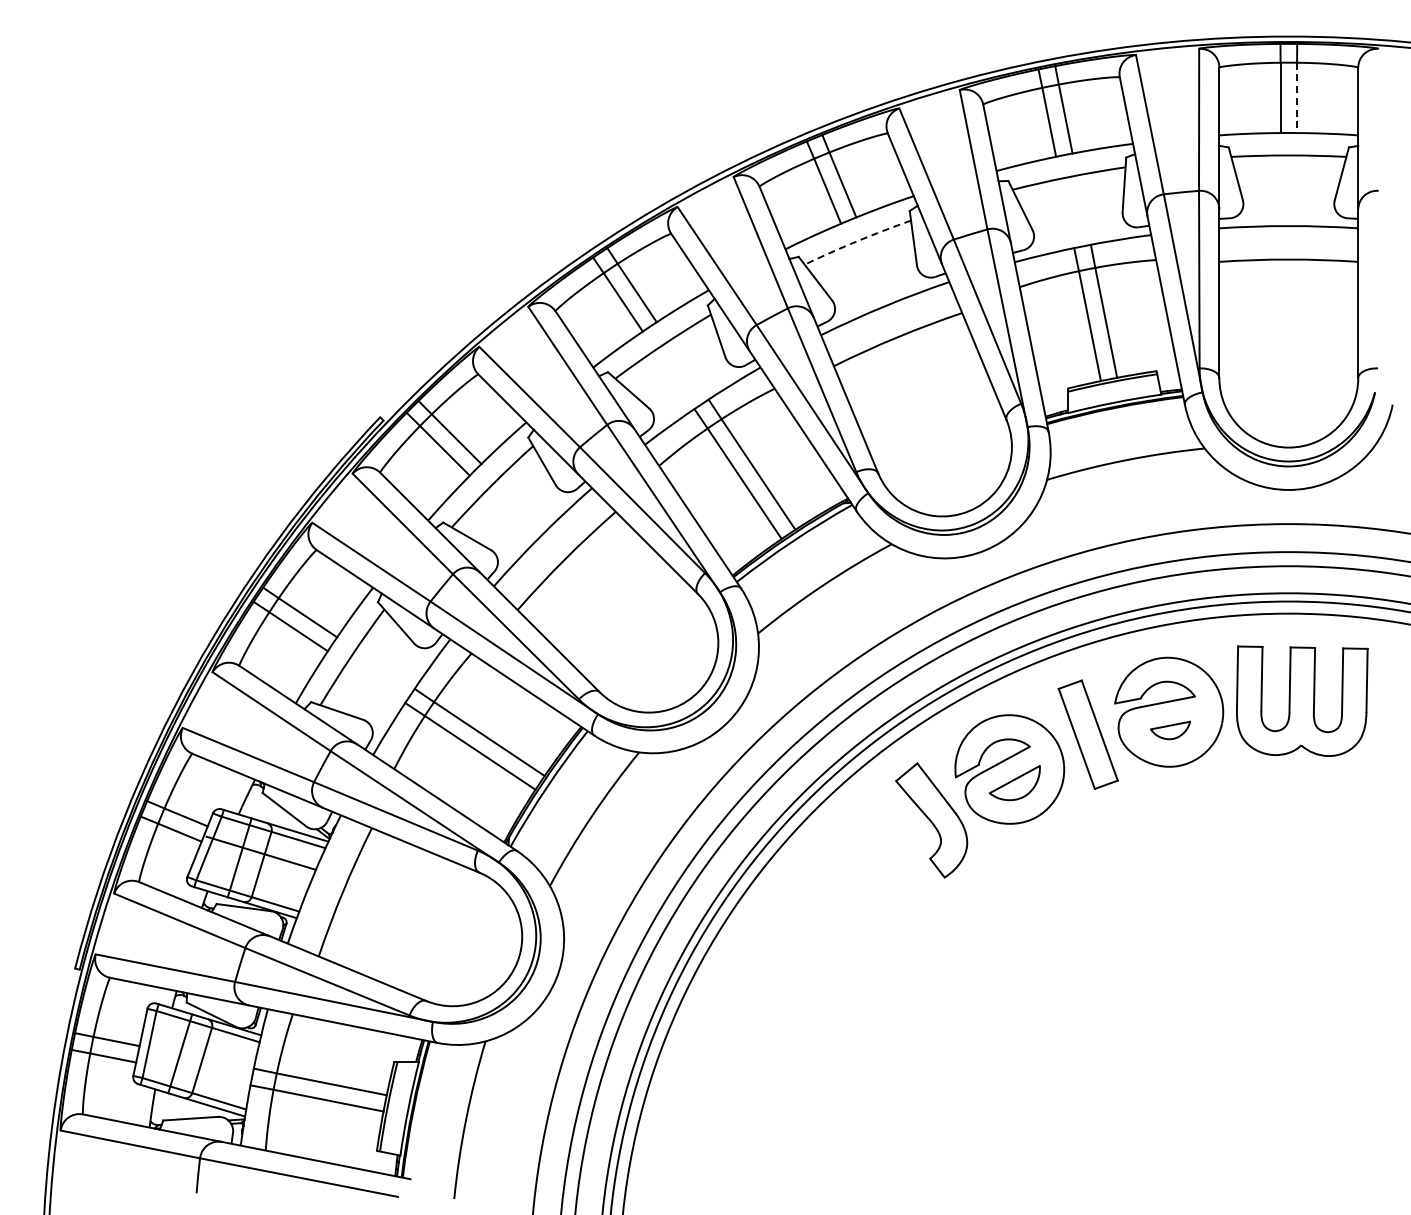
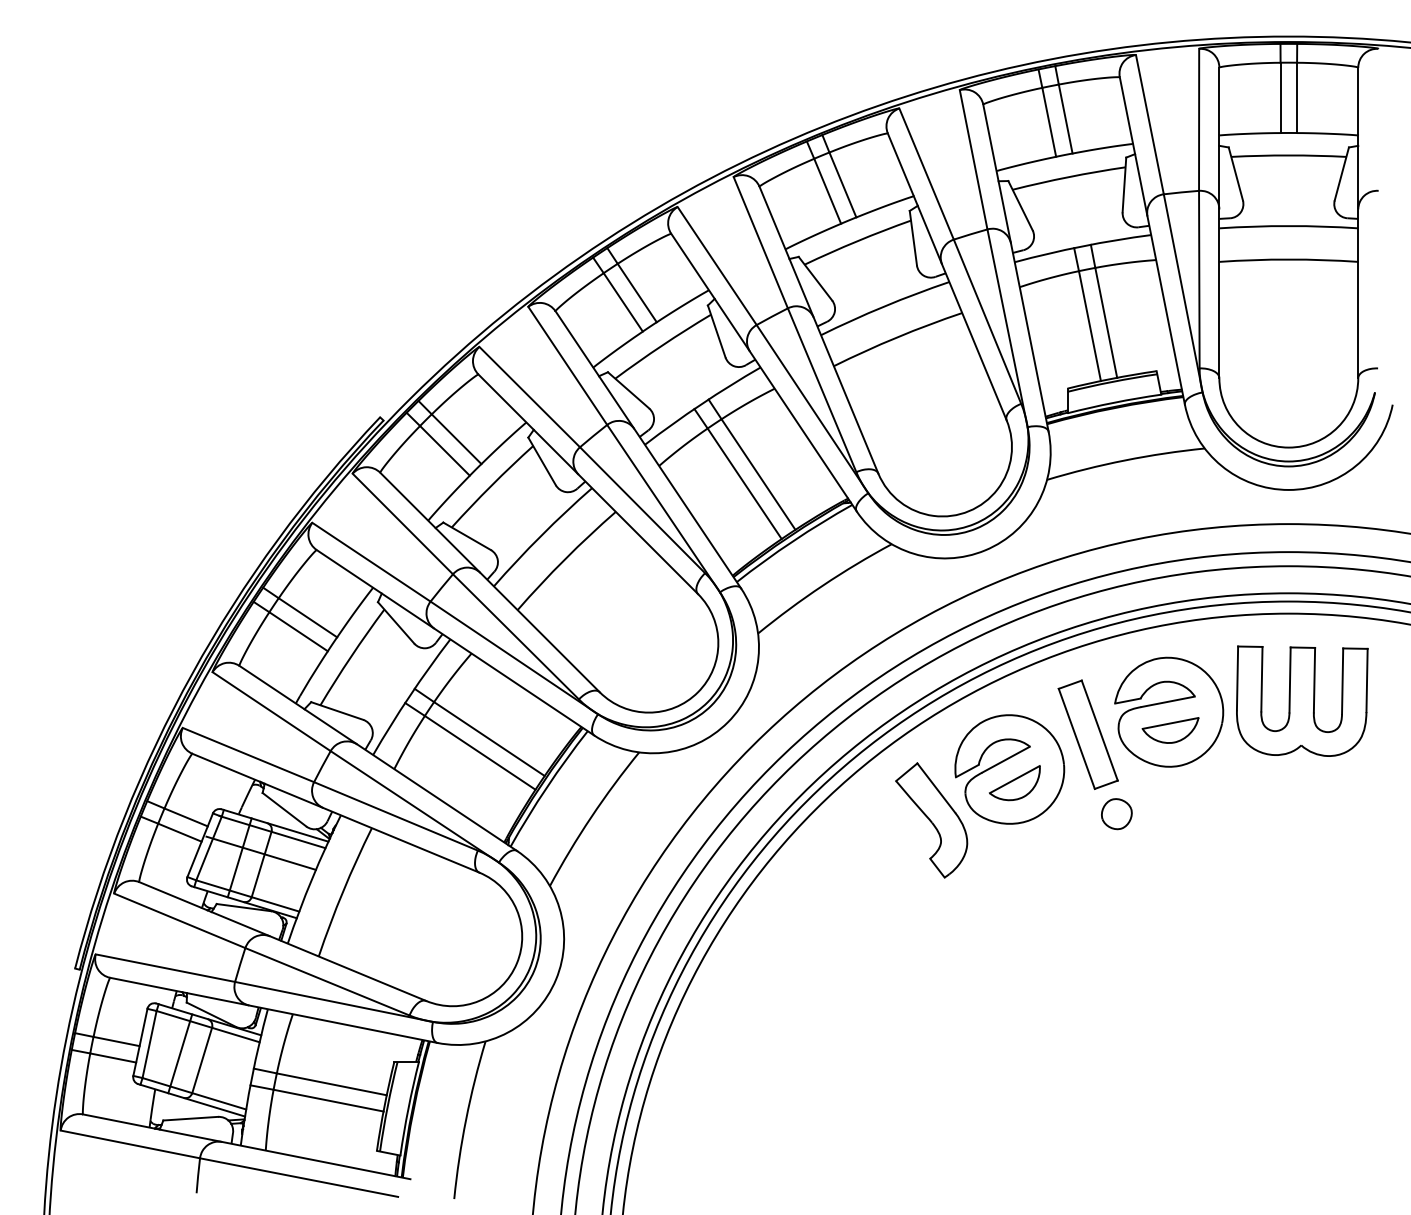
line: dashed -> solid (1297, 98)
arc: dashed -> solid (857, 241)
part size: 41x21 px -> 59x27 px (1170, 730)
part: none -> present (1116, 814)
